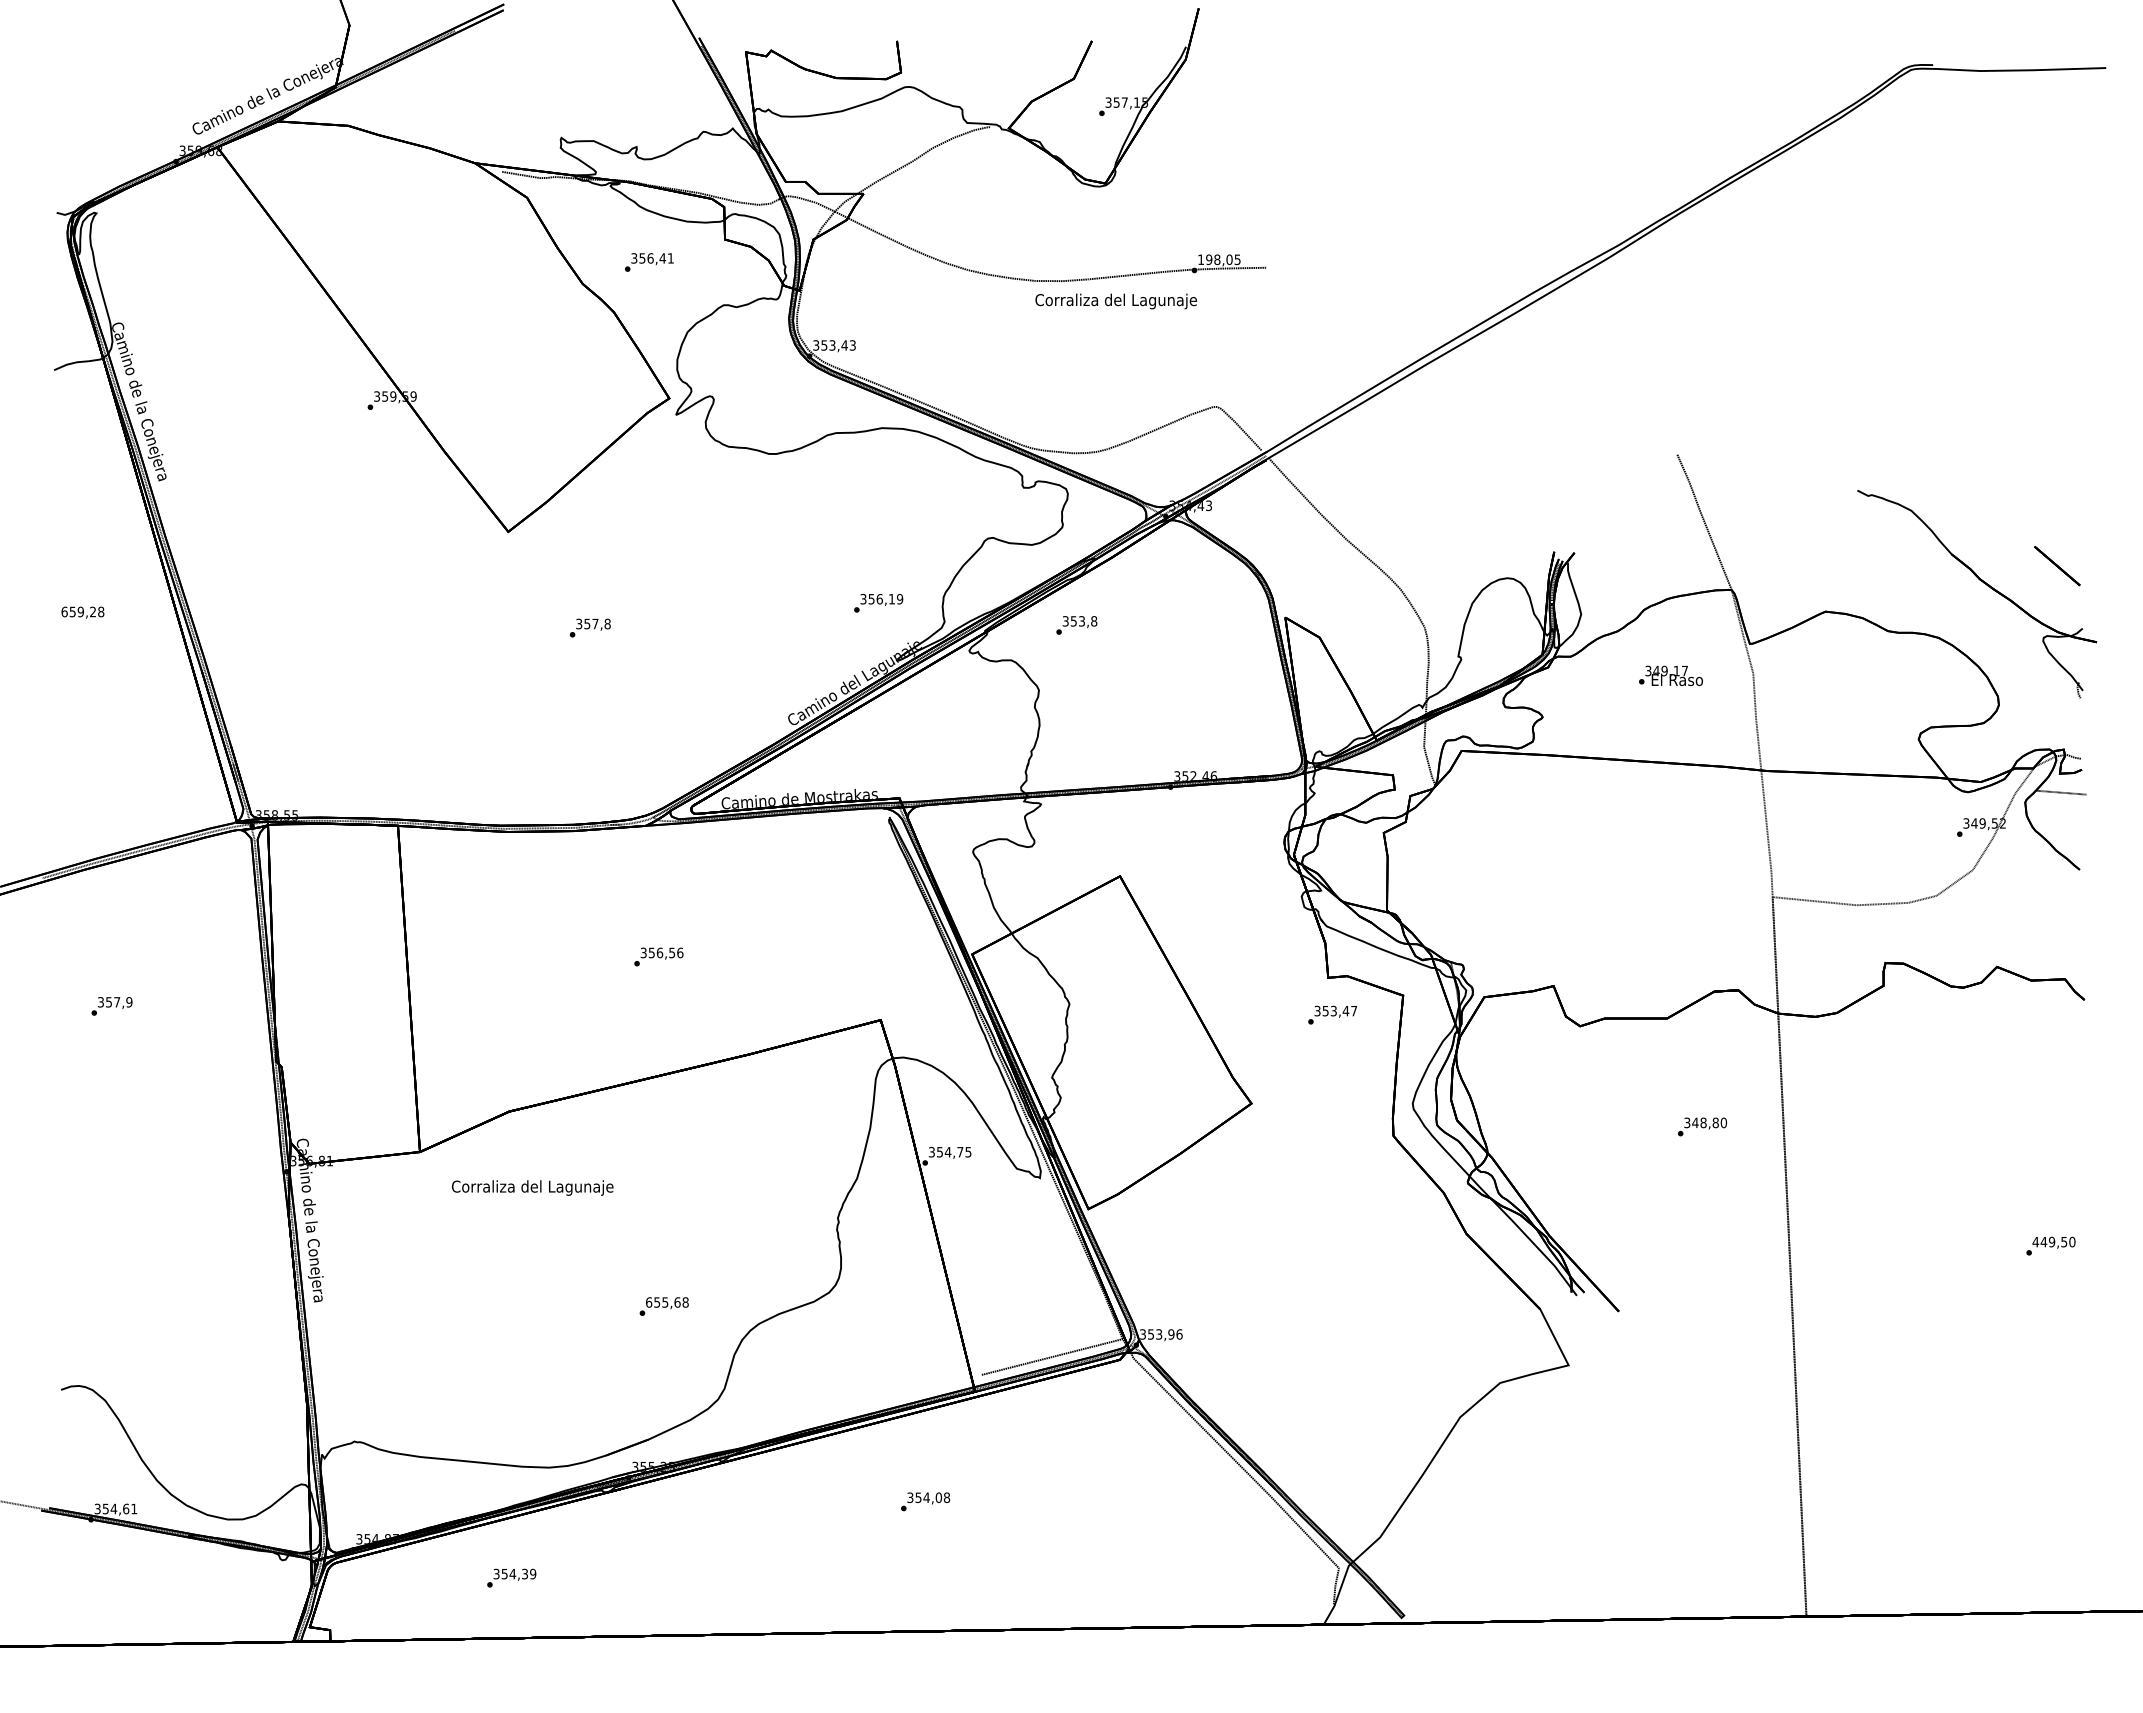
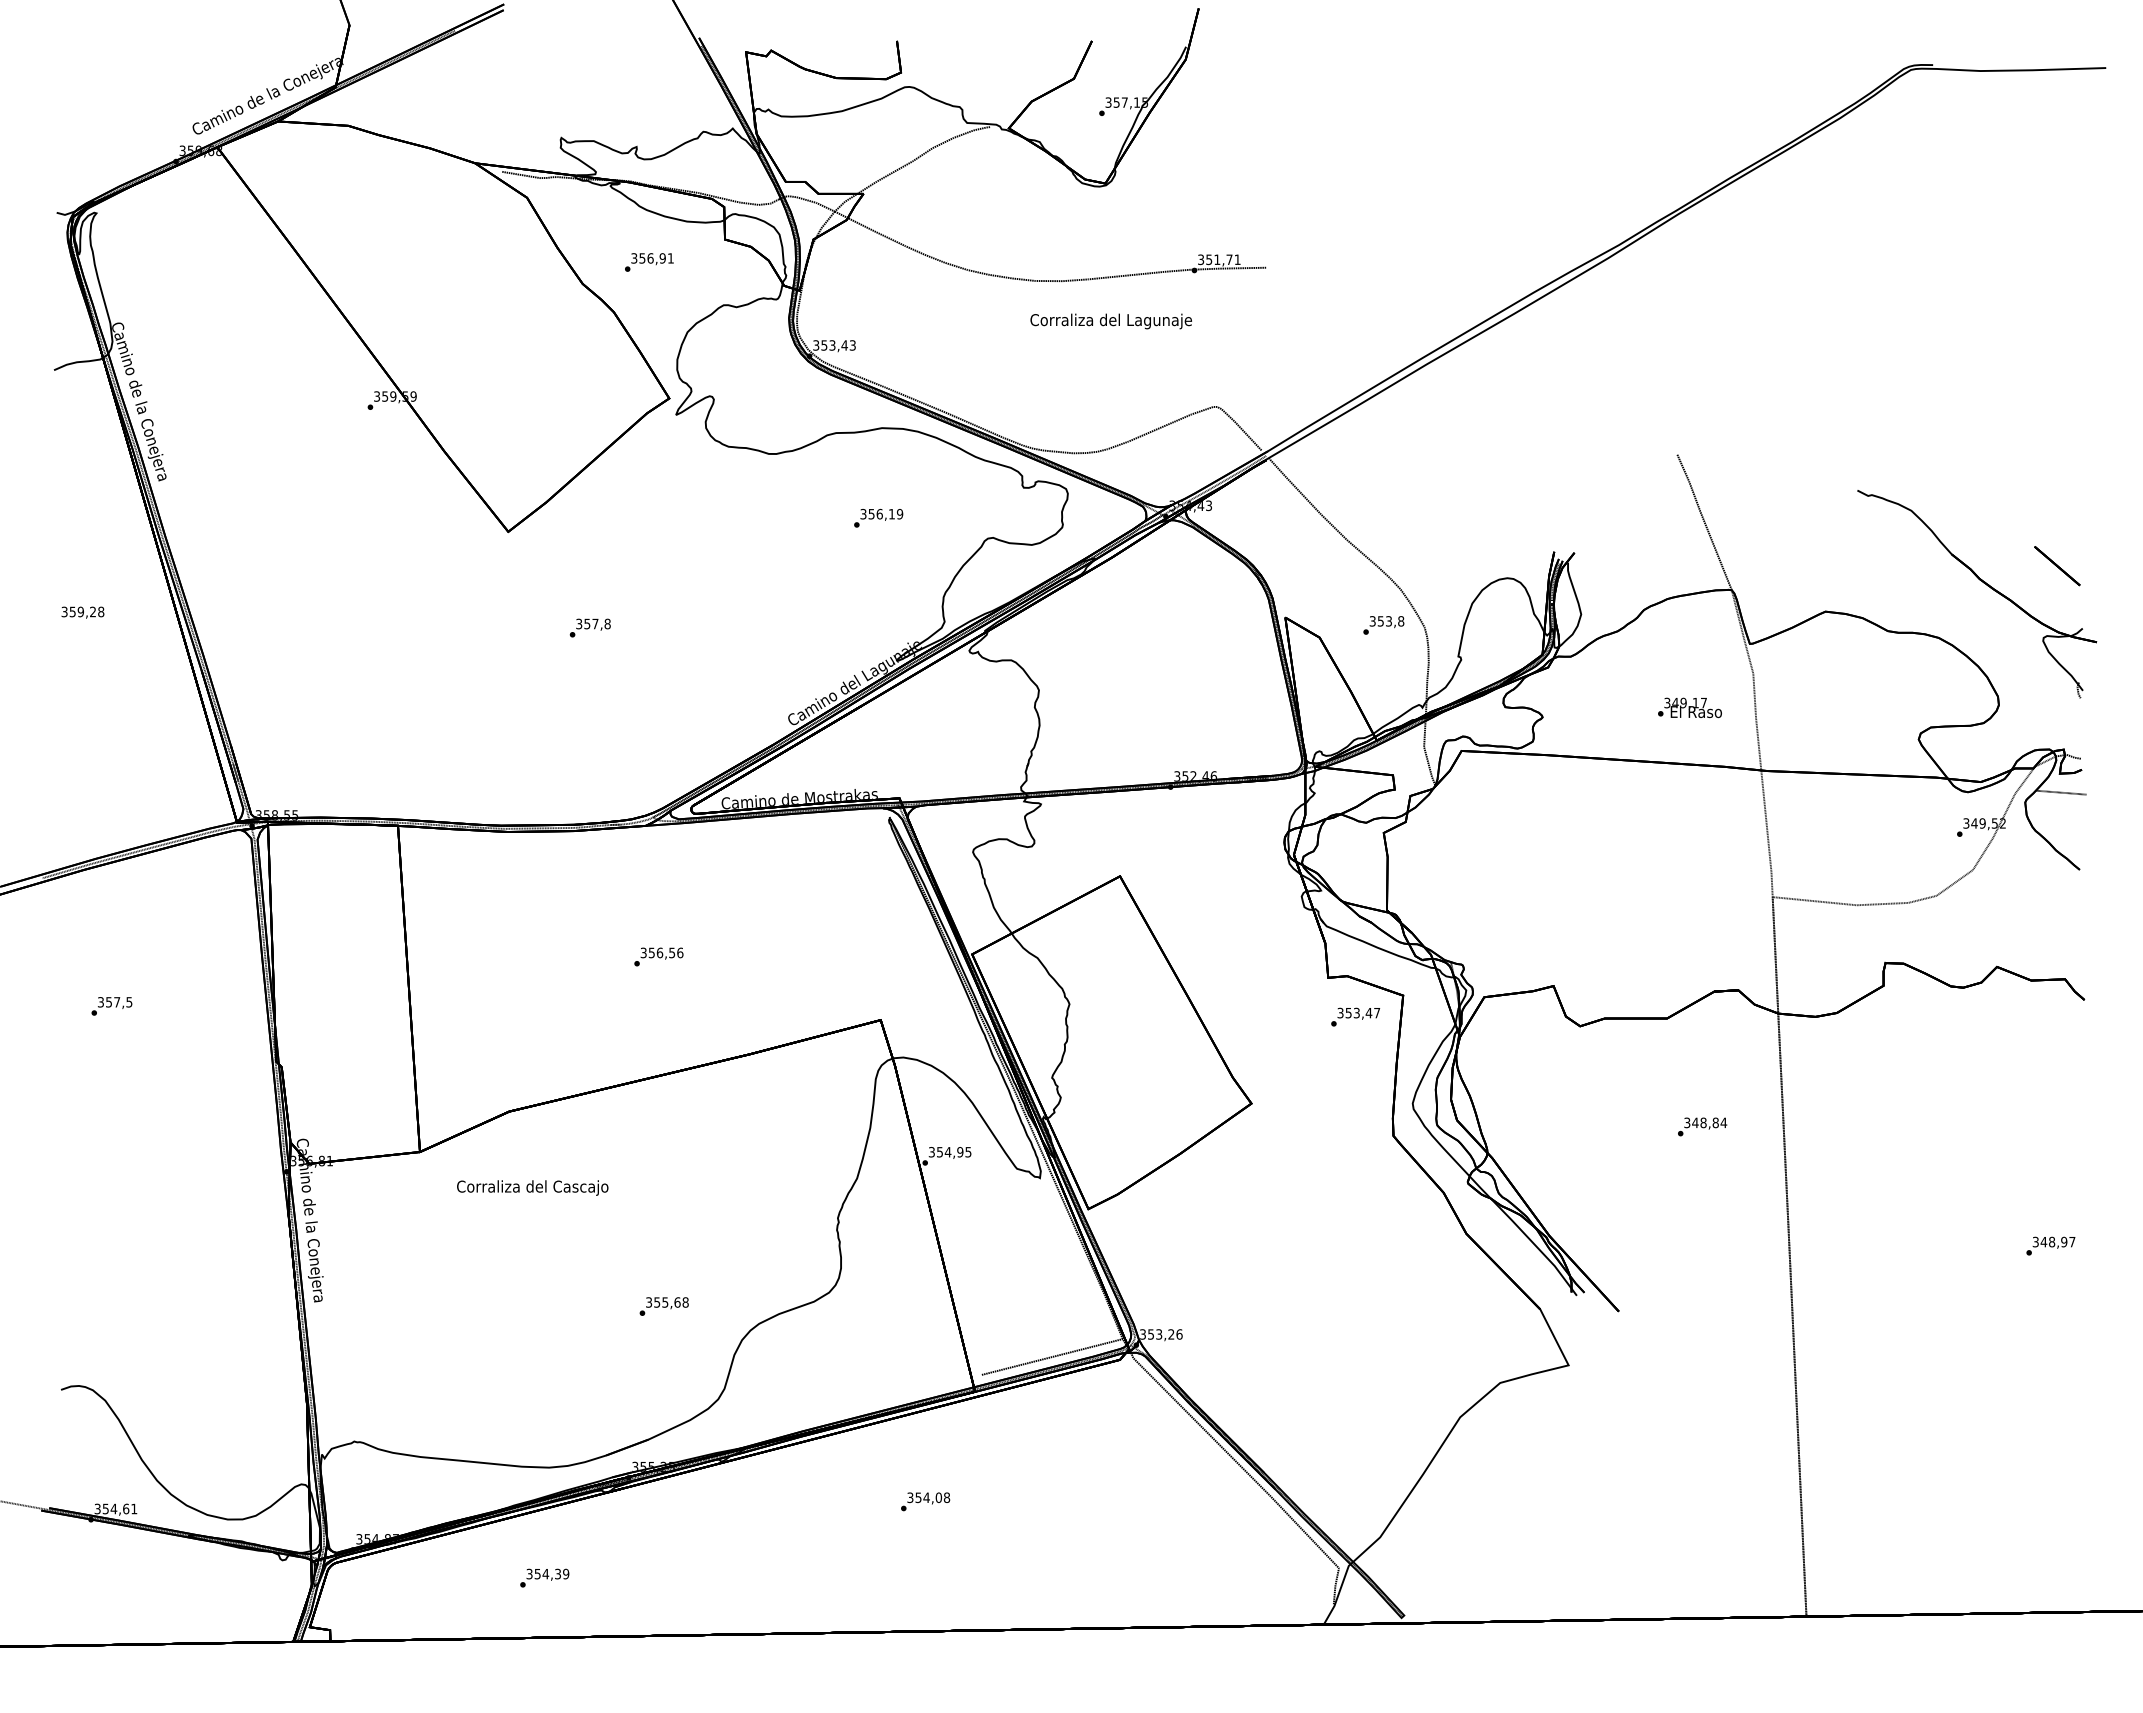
text: 356,41 -> 356,91 (662, 258)
text: 198,05 -> 351,71 (1219, 259)
text position: (1115, 301) -> (1110, 321) (1110, 321)
text position: (878, 603) -> (878, 518) (878, 518)
text: 659,28 -> 359,28 (64, 611)
text position: (1076, 625) -> (1383, 625) (1383, 625)
text position: (1670, 675) -> (1689, 707) (1689, 707)
text: 357,9 -> 357,5 (129, 1002)
text position: (1332, 1014) -> (1355, 1016) (1355, 1016)
text: 348,80 -> 348,84 (1723, 1122)
text: 354,75 -> 354,95 (960, 1152)
text: Corraliza del Lagunaje -> Corraliza del Cascajo (532, 1187)
text: 449,50 -> 348,97 (2053, 1241)
text: 655,68 -> 355,68 (649, 1302)
text: 353,96 -> 353,26 (1171, 1334)
text position: (511, 1577) -> (544, 1577) (544, 1577)
